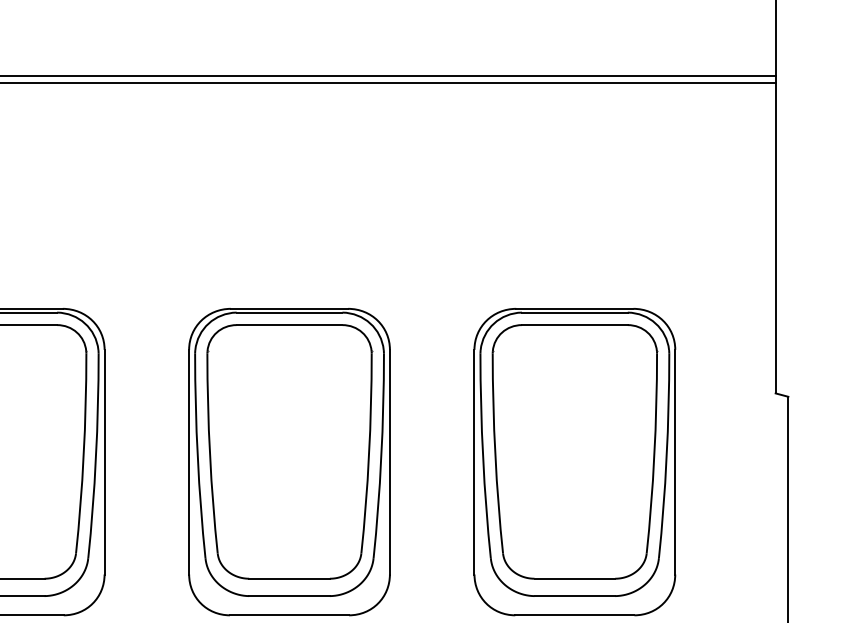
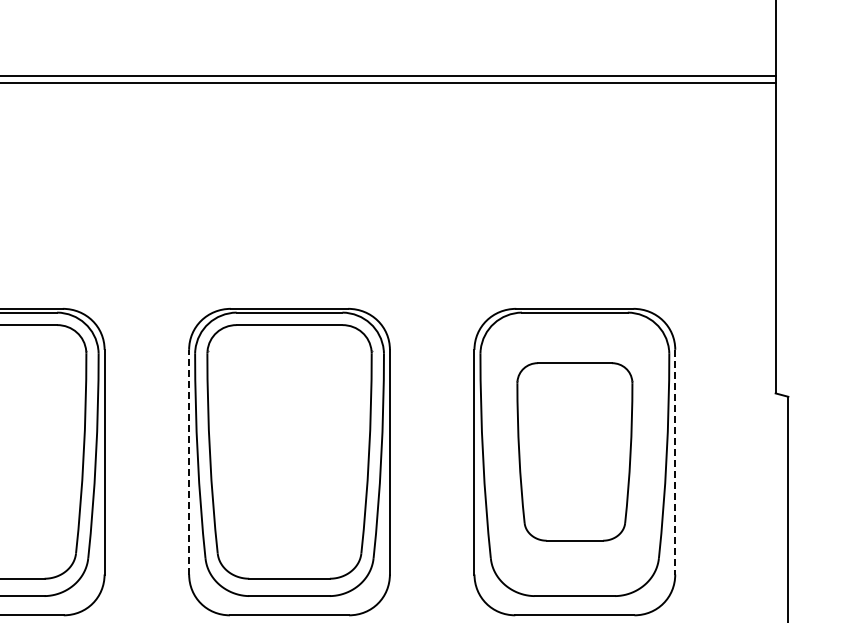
part size: 168x256 px -> 118x180 px (574, 451)
line: solid -> dashed (189, 461)
line: solid -> dashed (675, 462)
